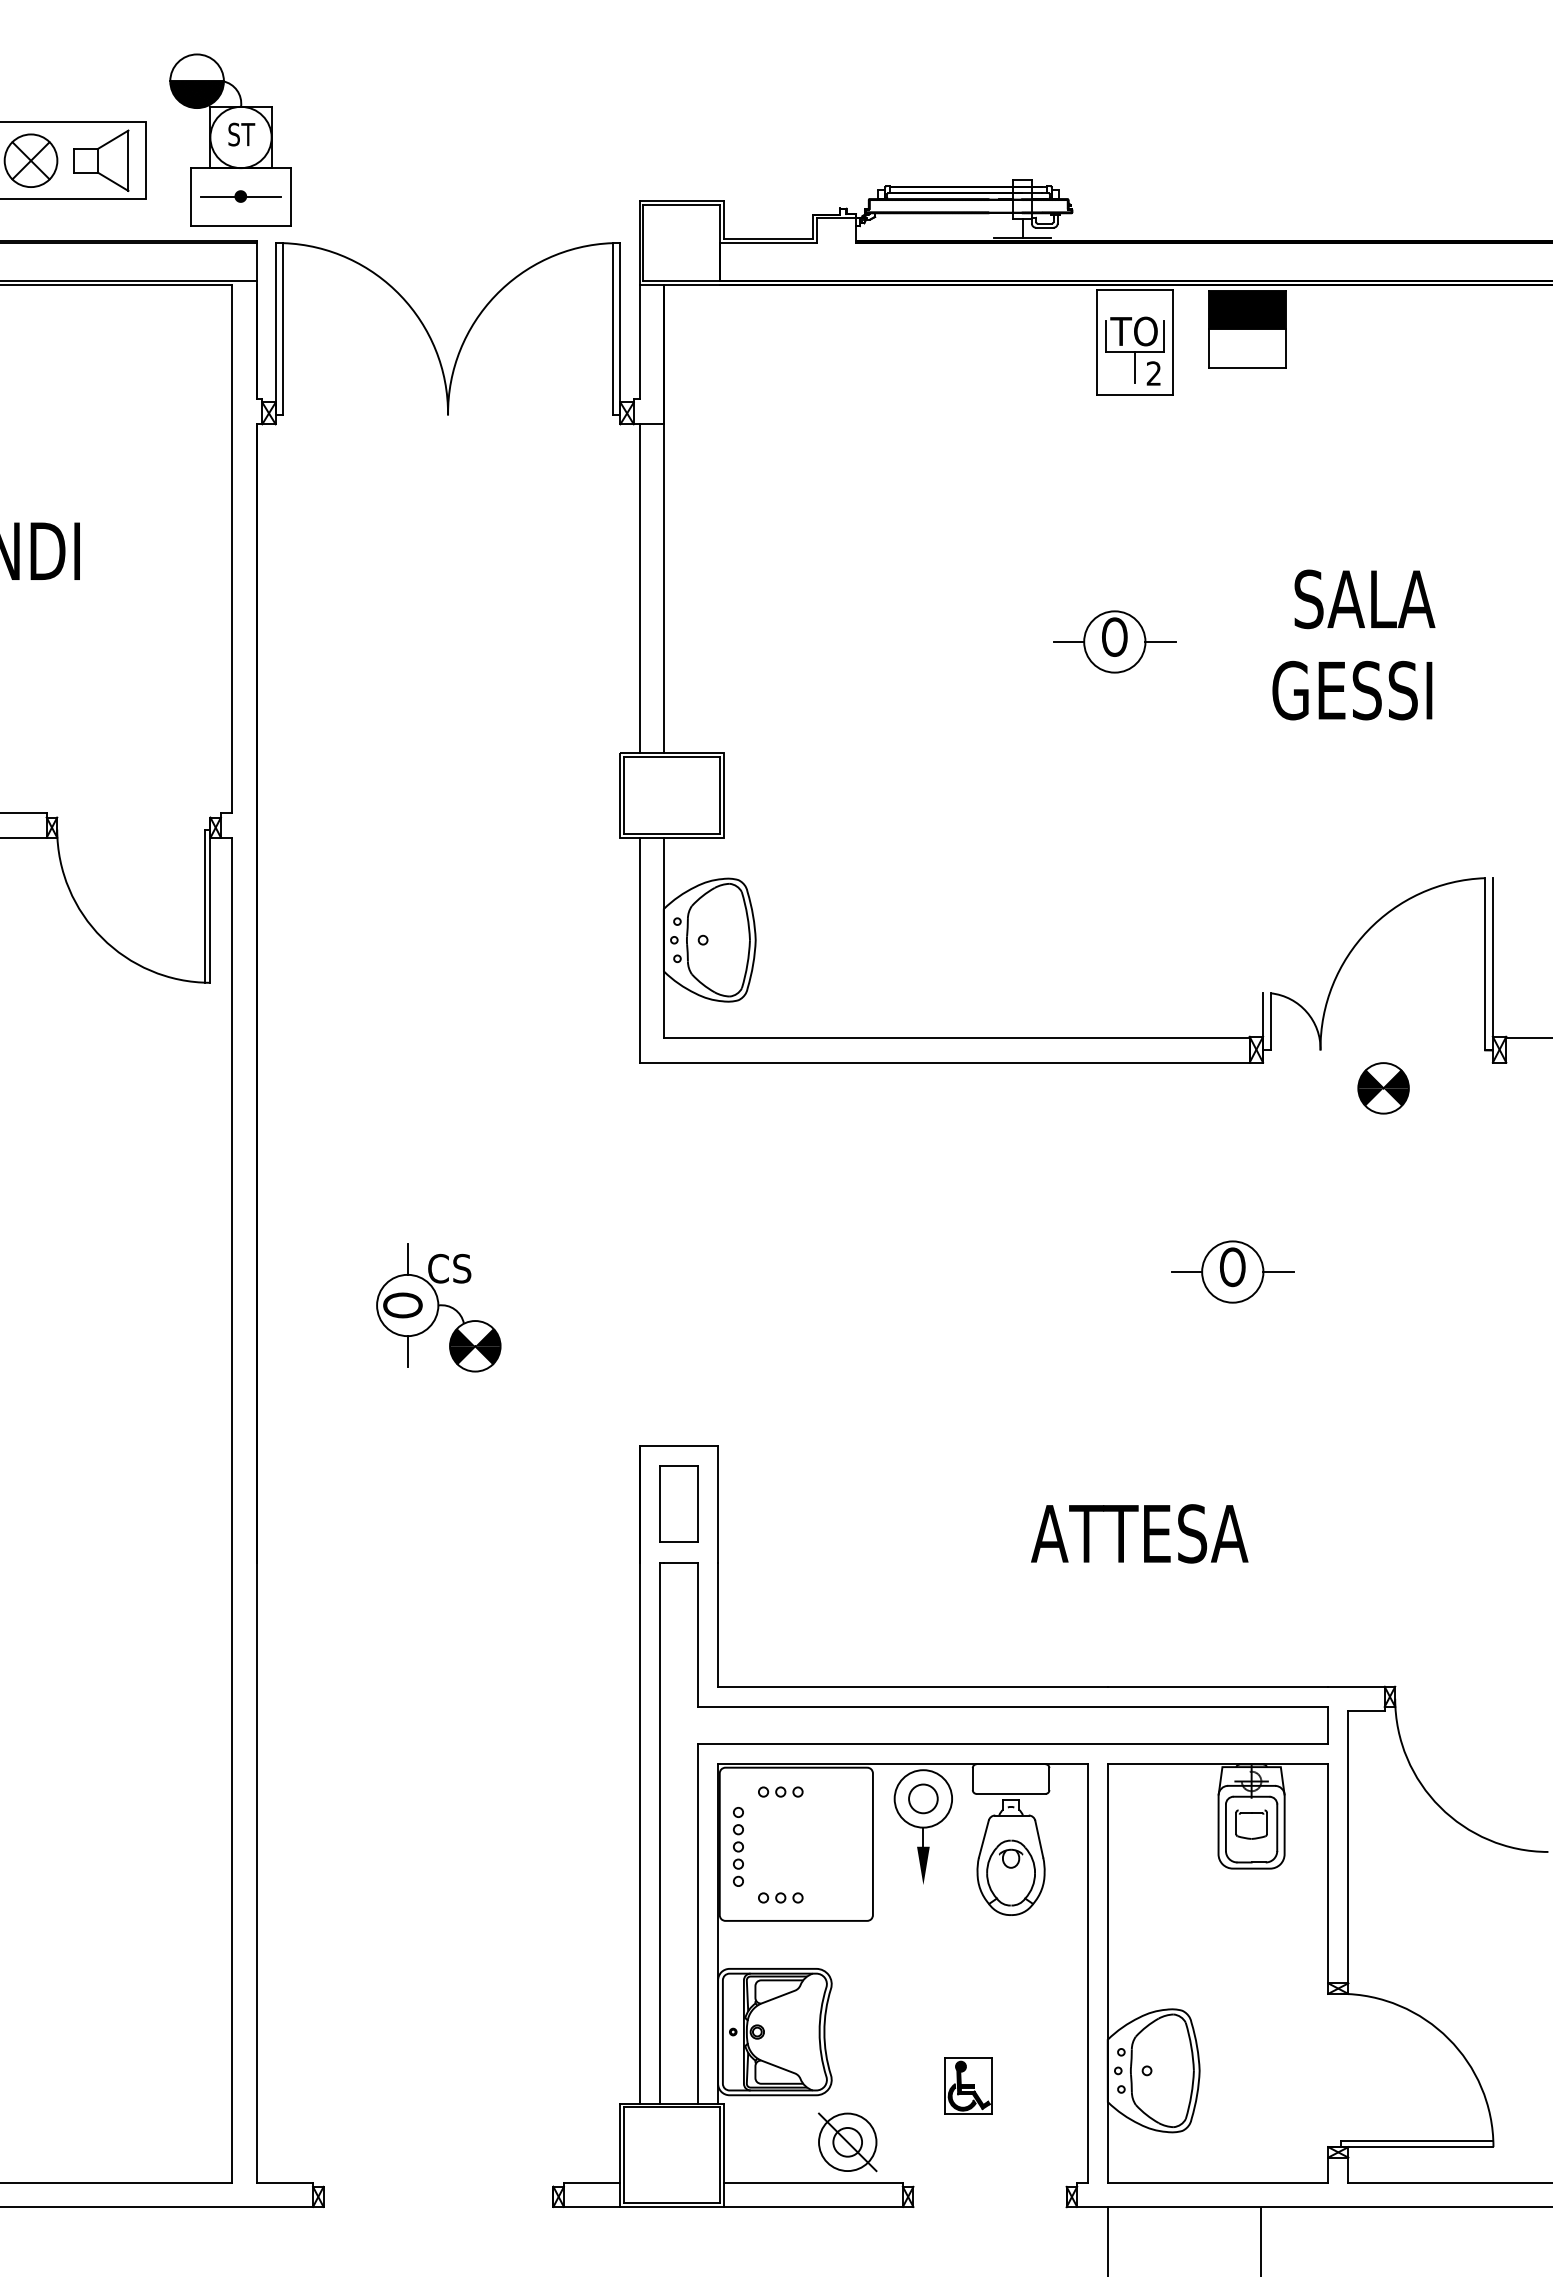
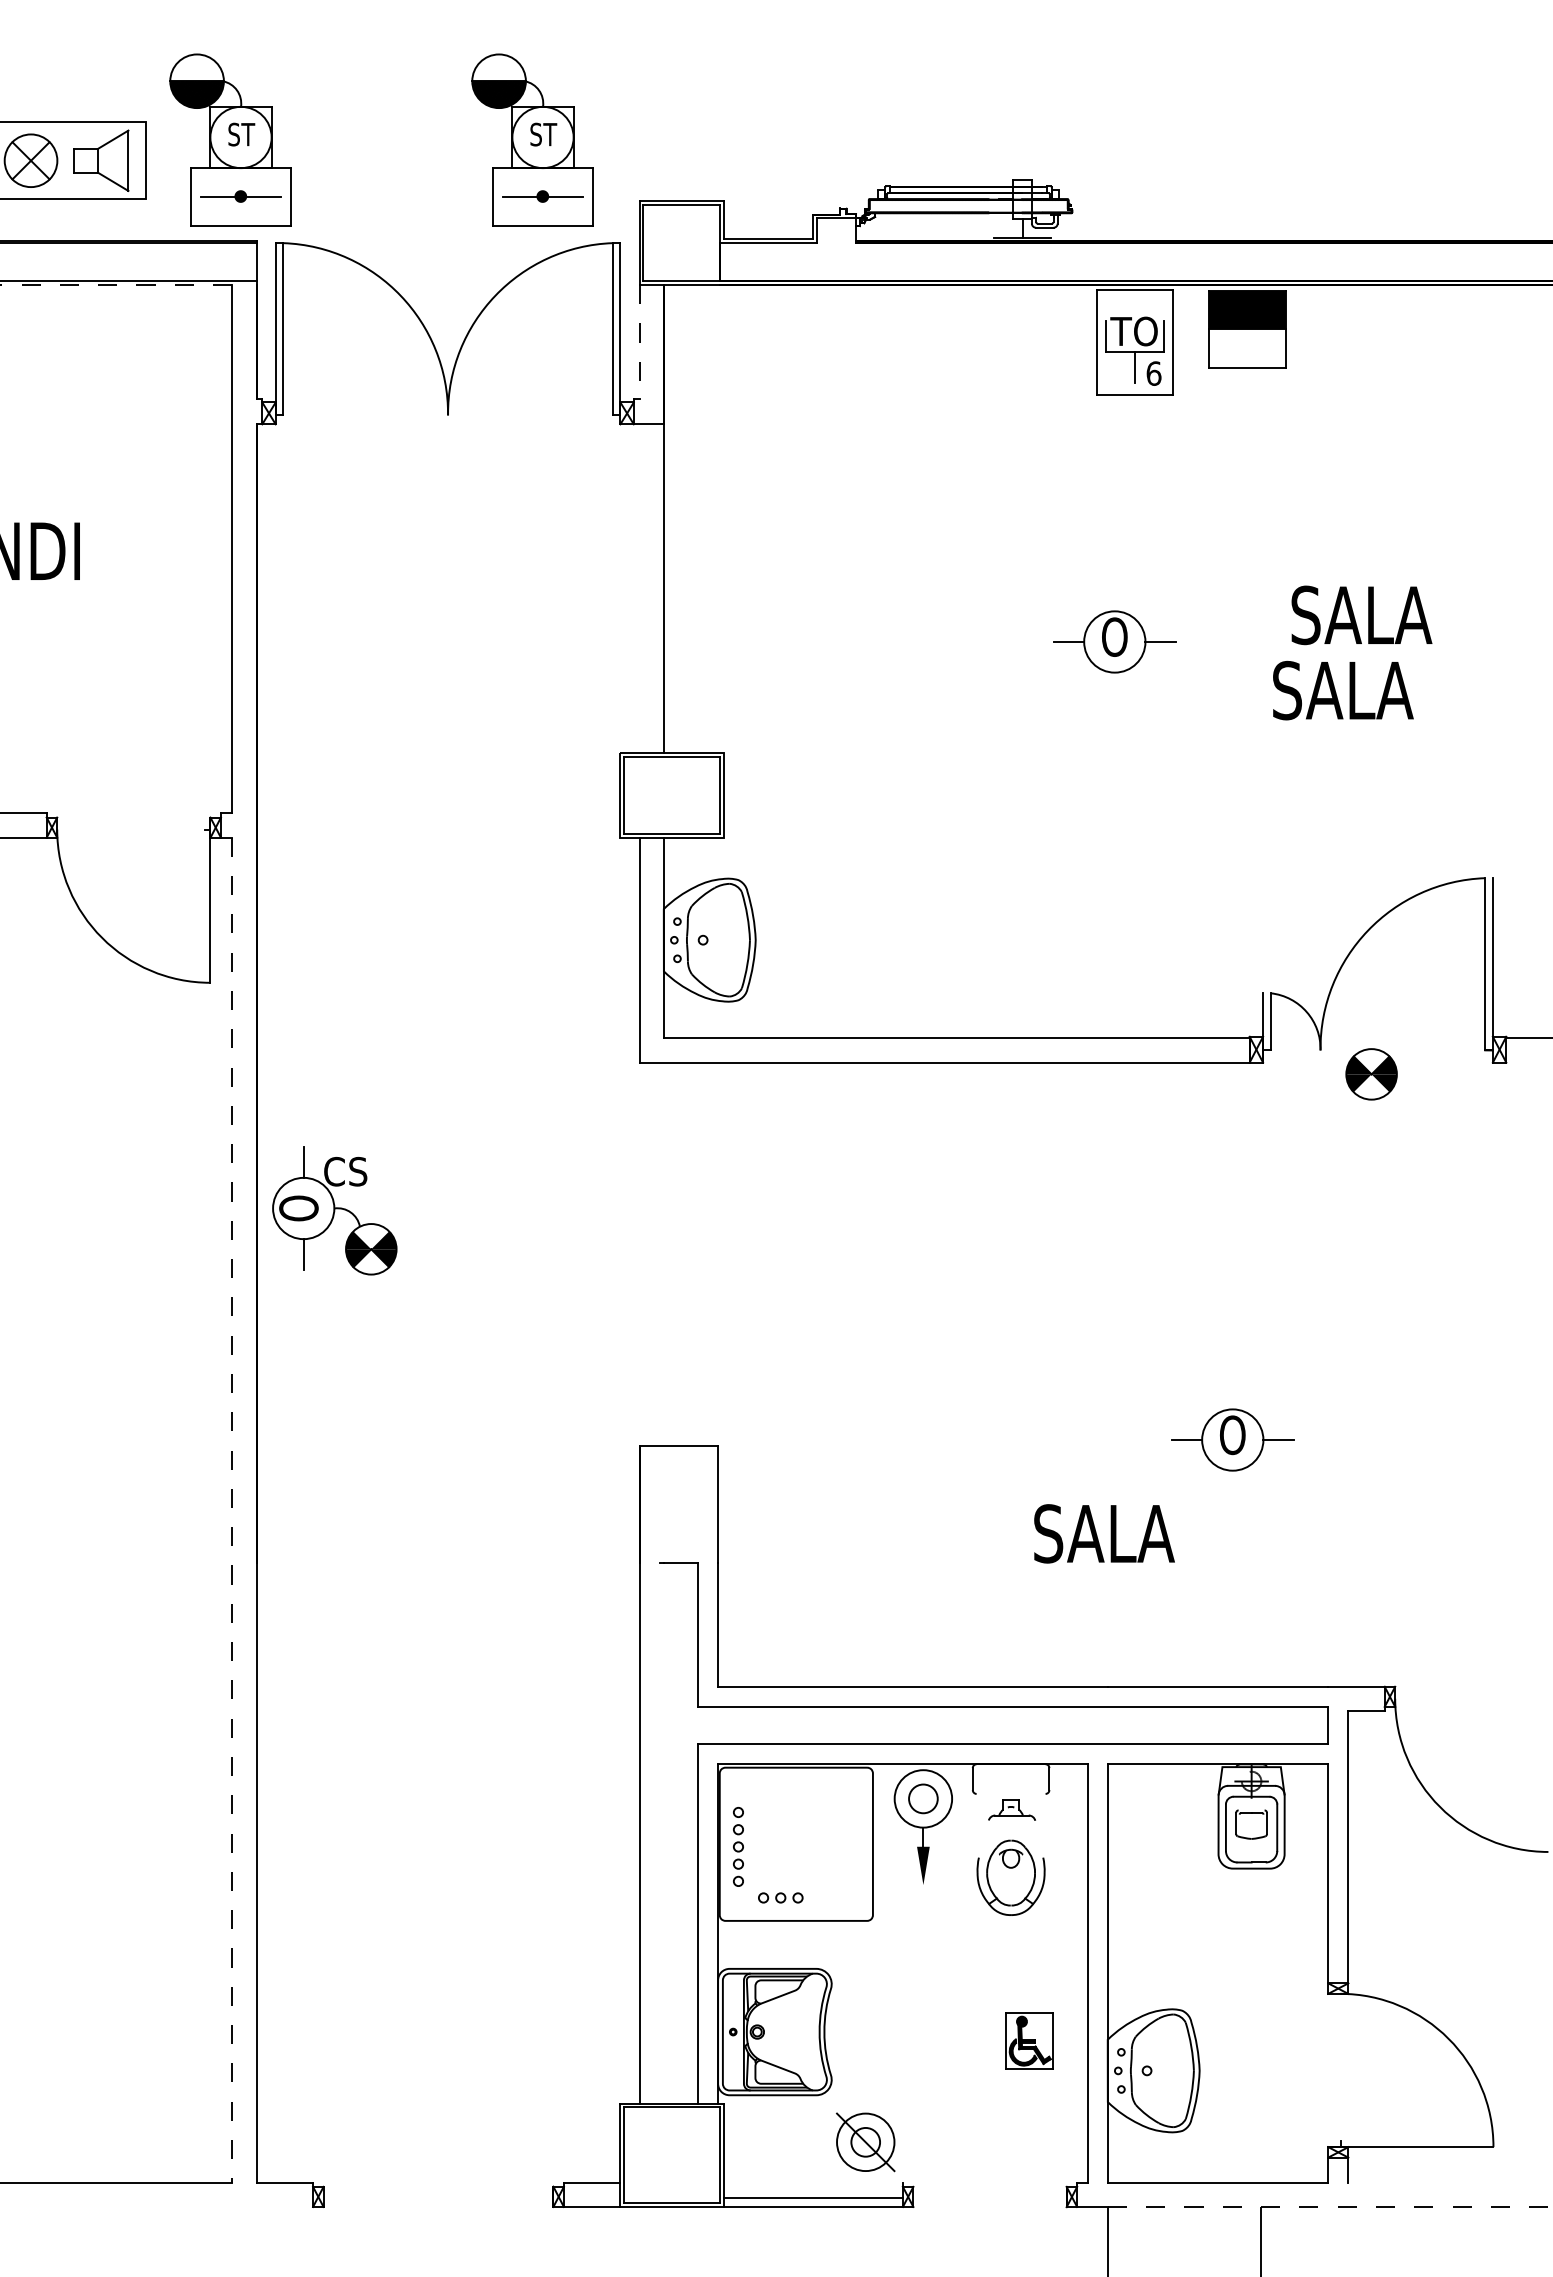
part: none -> present (532, 139)
line: solid -> dashed (116, 285)
line: solid -> dashed (639, 342)
text: 2 -> 6 (1153, 373)
line: present -> none (639, 588)
text position: (1364, 599) -> (1361, 615) (1361, 615)
text: GESSI -> SALA (1352, 690)
line: present -> none (204, 905)
part position: (1383, 1088) -> (1371, 1074) (1371, 1074)
part position: (1232, 1271) -> (1232, 1439) (1232, 1439)
part position: (438, 1307) -> (334, 1210) (334, 1210)
part: present -> none (678, 1503)
line: solid -> dashed (232, 1510)
text: ATTESA -> SALA (1139, 1533)
part: present -> none (780, 1791)
line: present -> none (1010, 1793)
line: present -> none (659, 1832)
line: present -> none (983, 1838)
line: present -> none (1039, 1838)
part position: (968, 2085) -> (1029, 2040) (1029, 2040)
line: present -> none (1416, 2141)
part position: (847, 2142) -> (865, 2142) (865, 2142)
line position: (812, 2182) -> (812, 2197) (812, 2197)
line: present -> none (1448, 2182)
line: present -> none (157, 2206)
line: solid -> dashed (1330, 2206)
